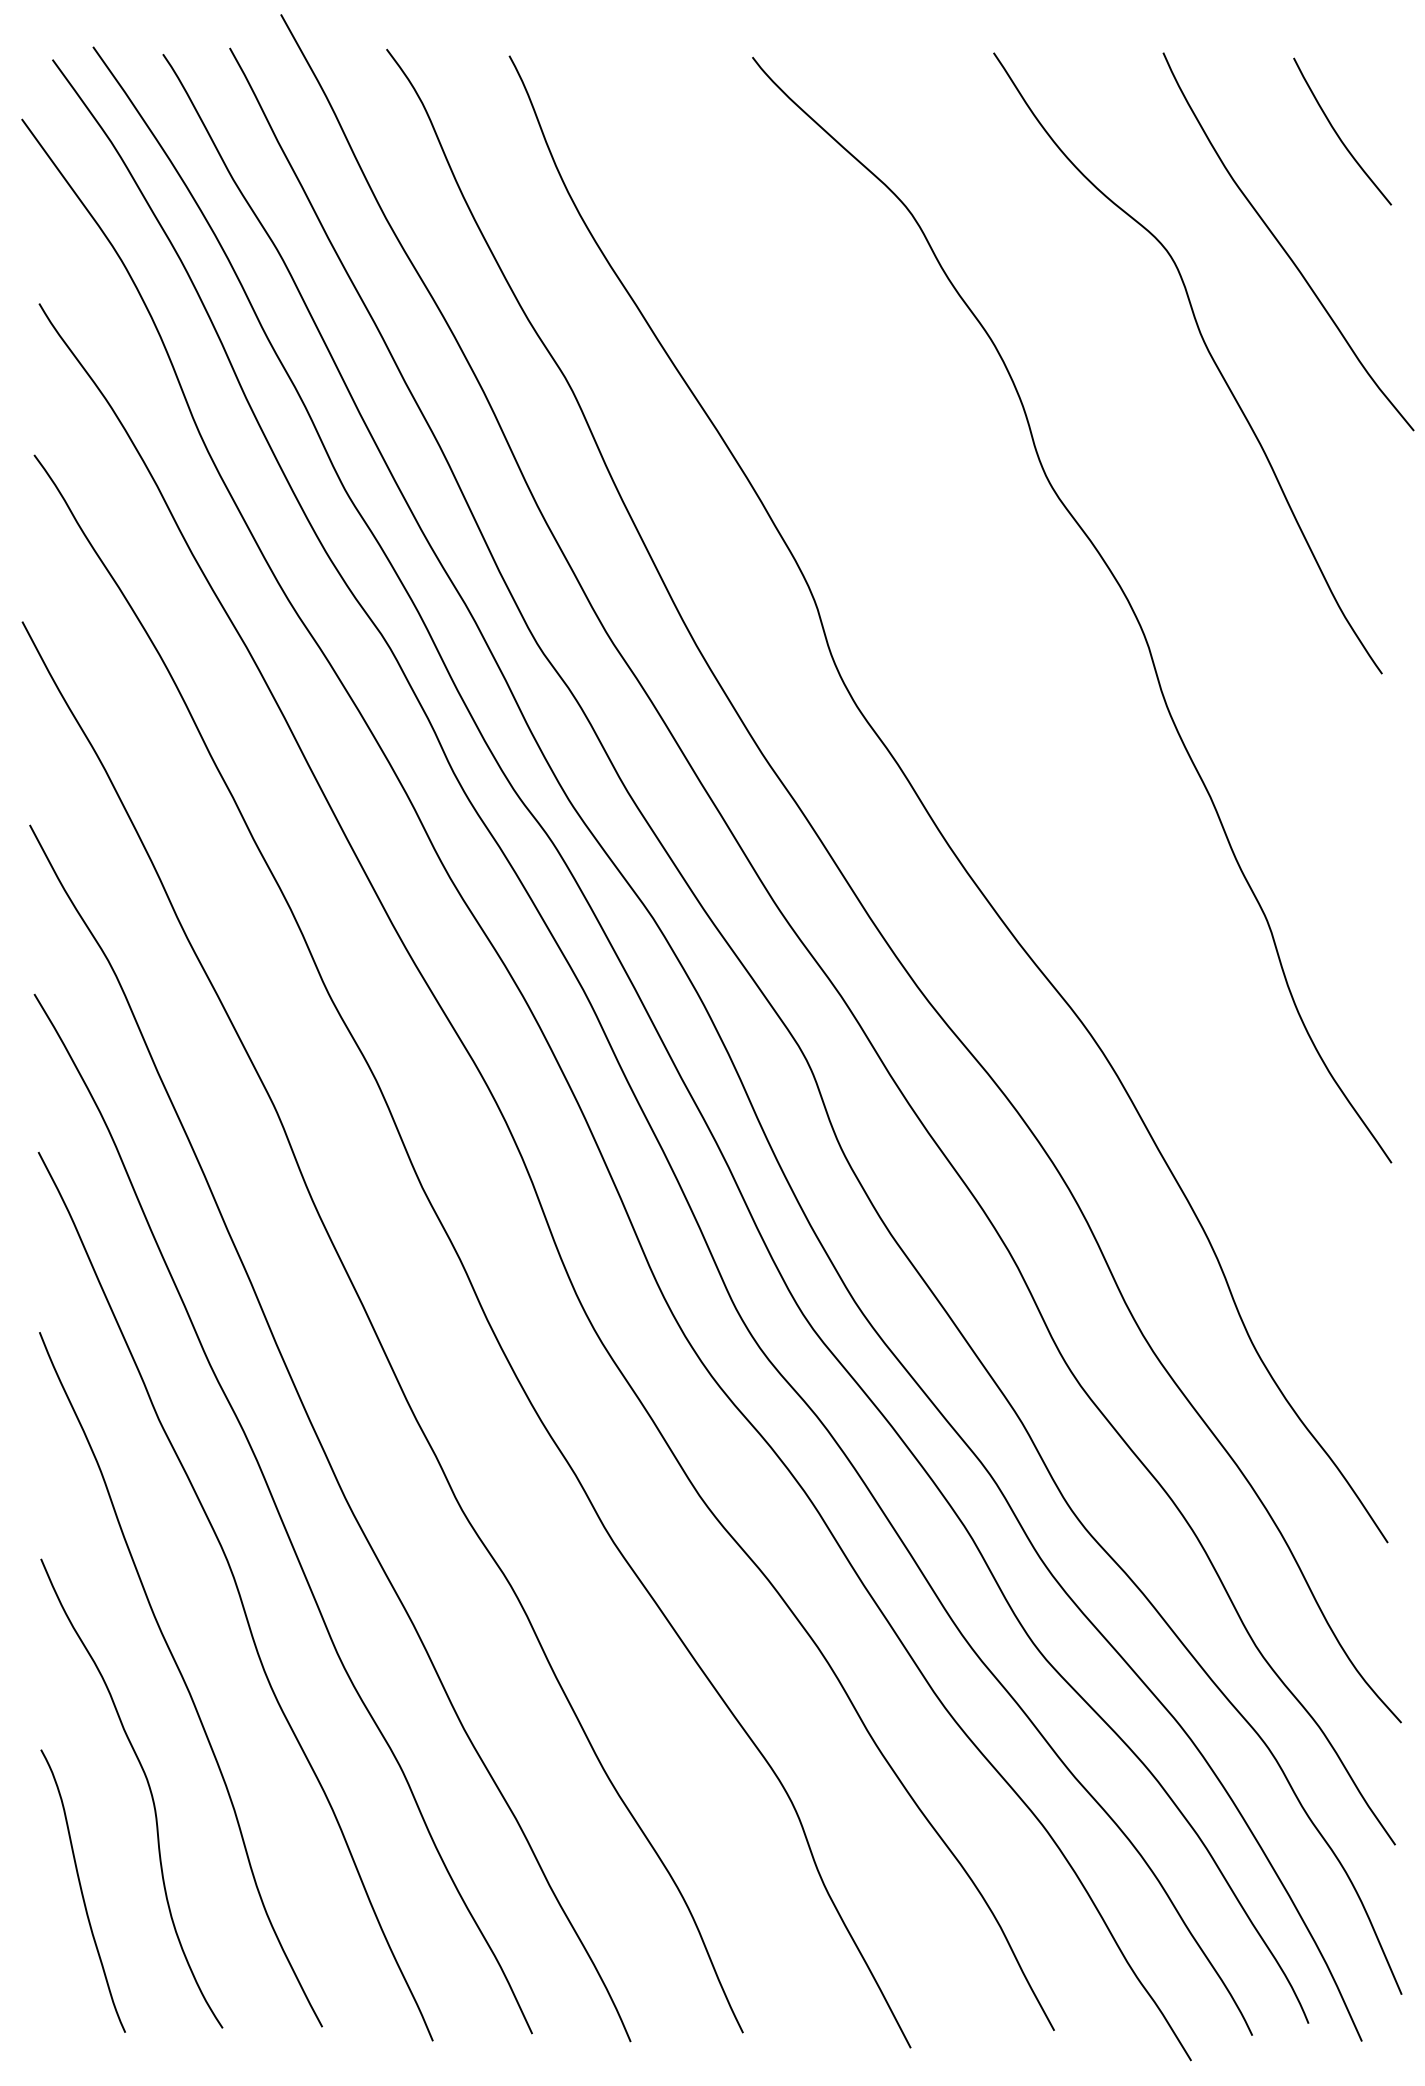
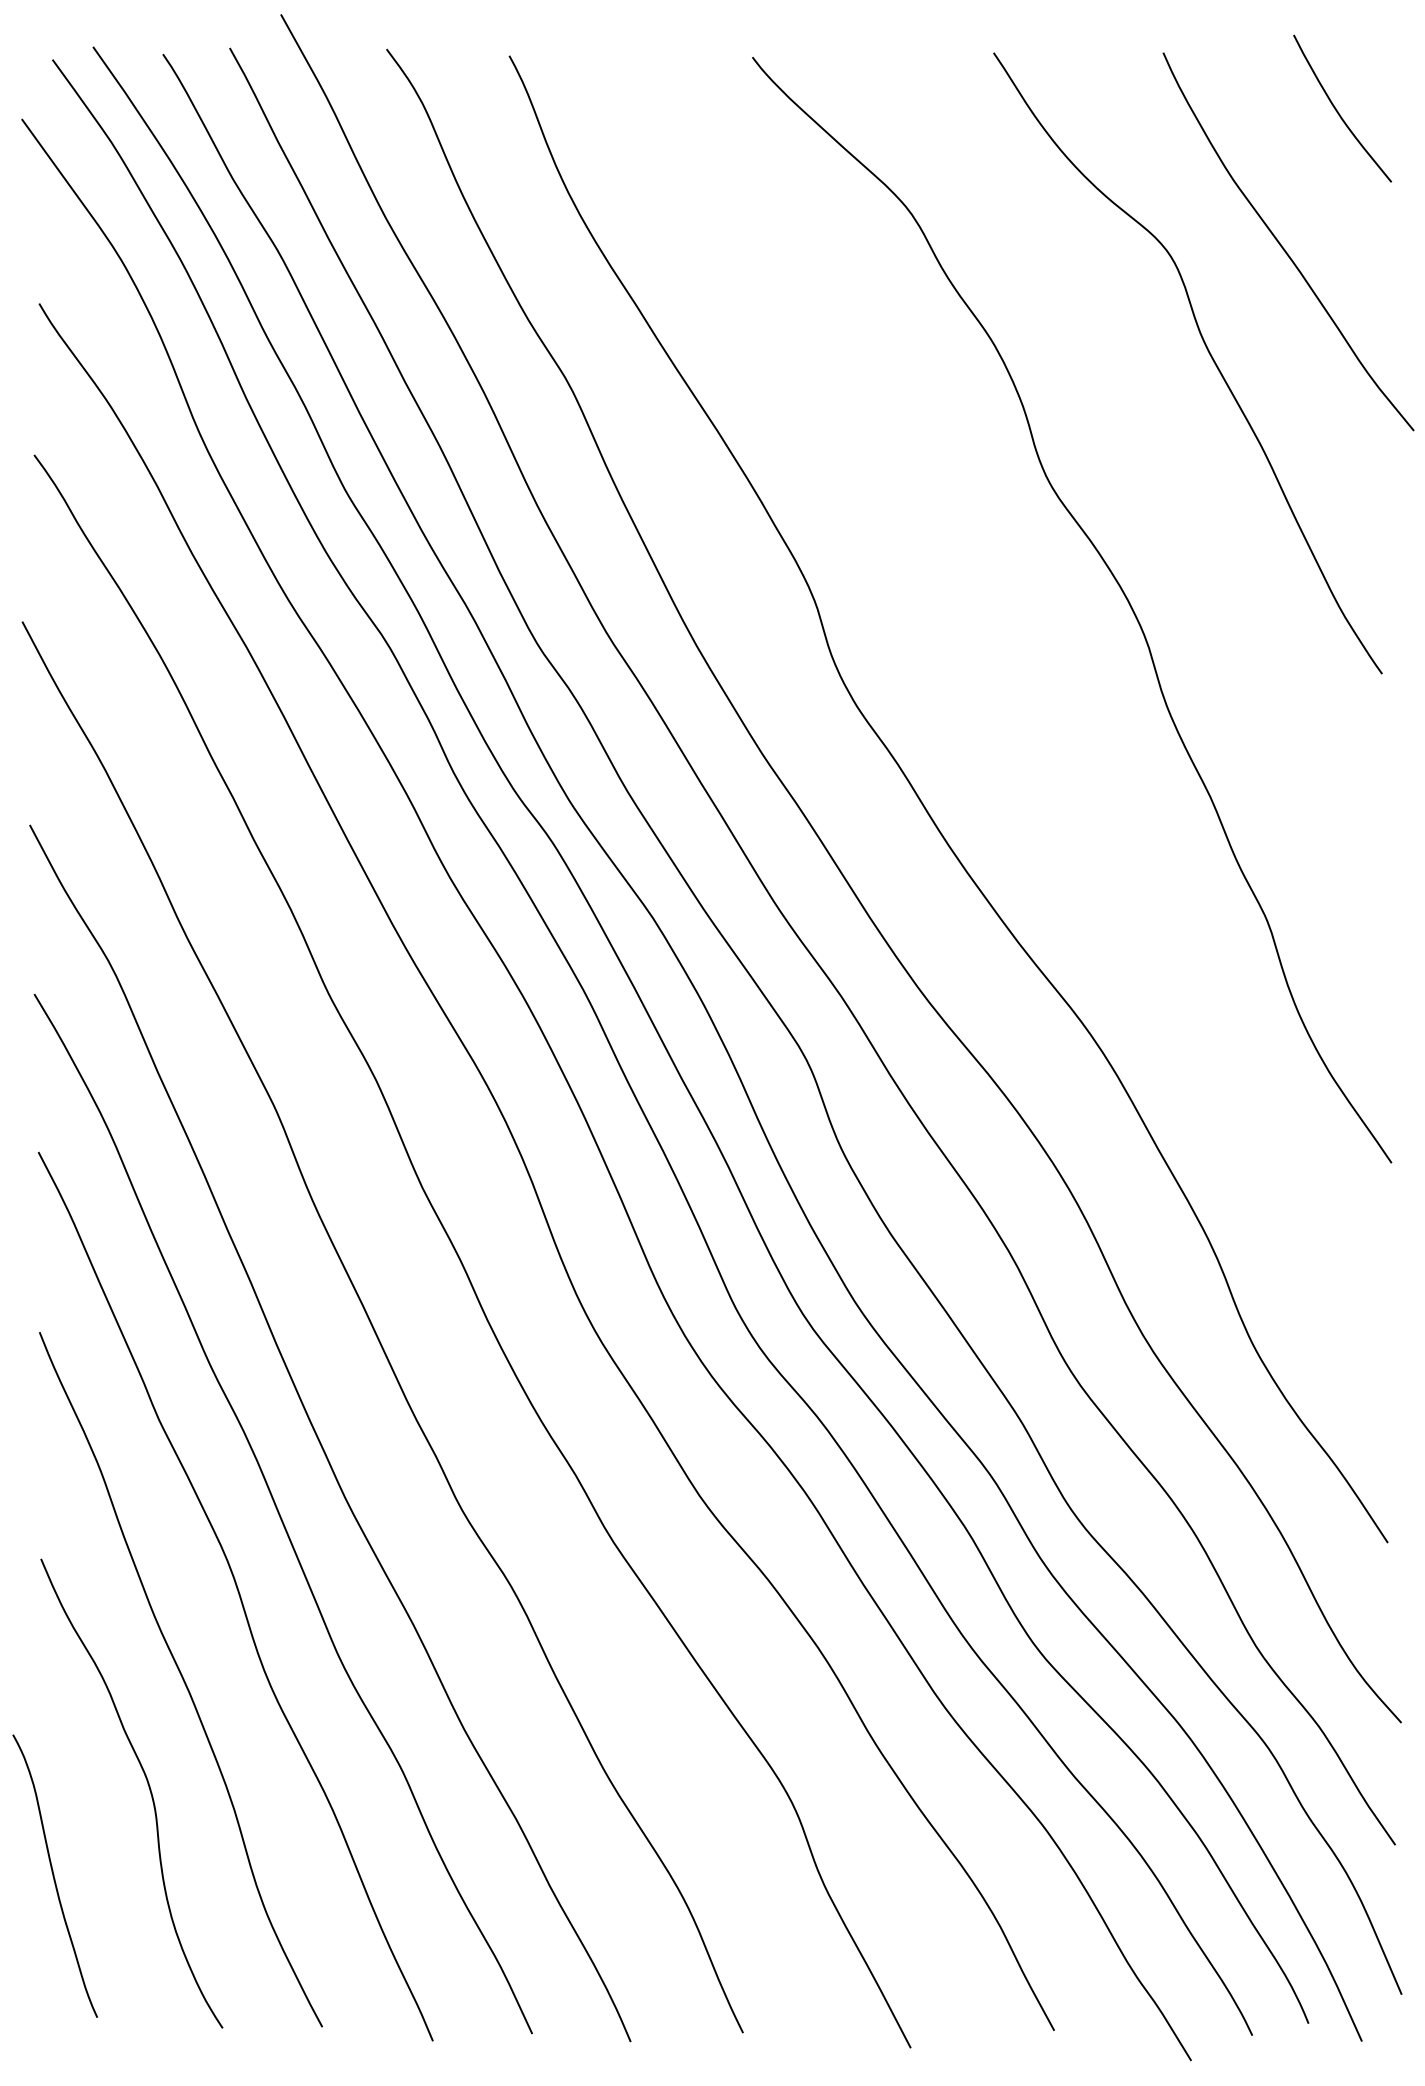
curve position: (1338, 134) -> (1338, 111) (1338, 111)
curve position: (82, 1890) -> (54, 1875) (54, 1875)
